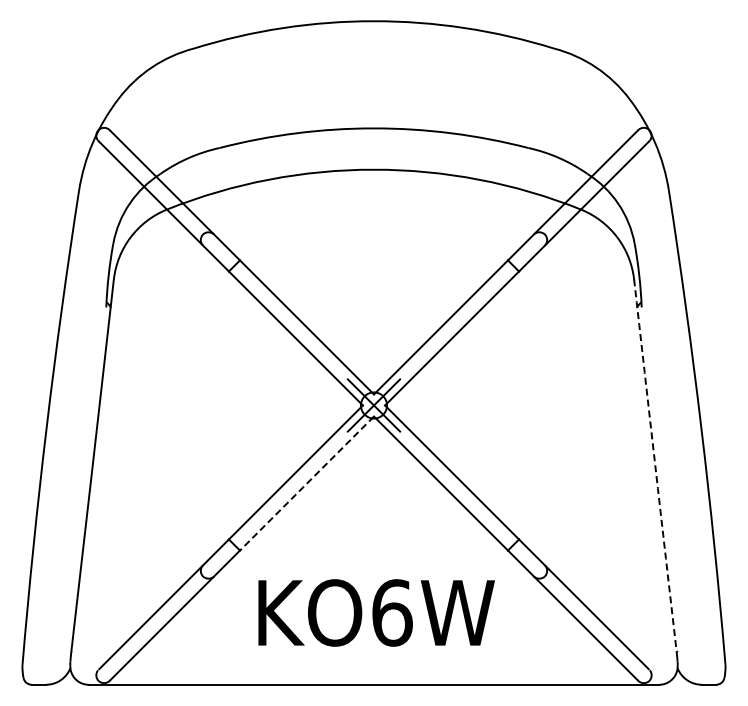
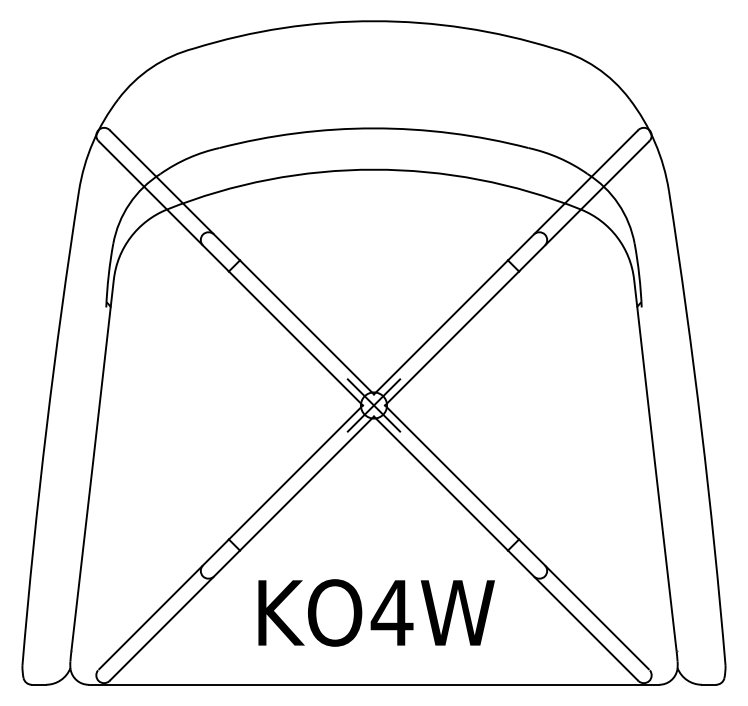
arc: dashed -> solid (655, 465)
line: dashed -> solid (306, 483)
text: KO6W -> KO4W (391, 612)
